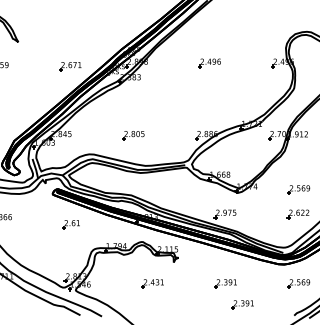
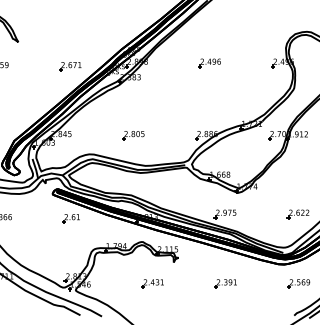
part: present -> none (298, 189)
part position: (70, 224) -> (70, 218) (70, 218)
part: present -> none (242, 304)
